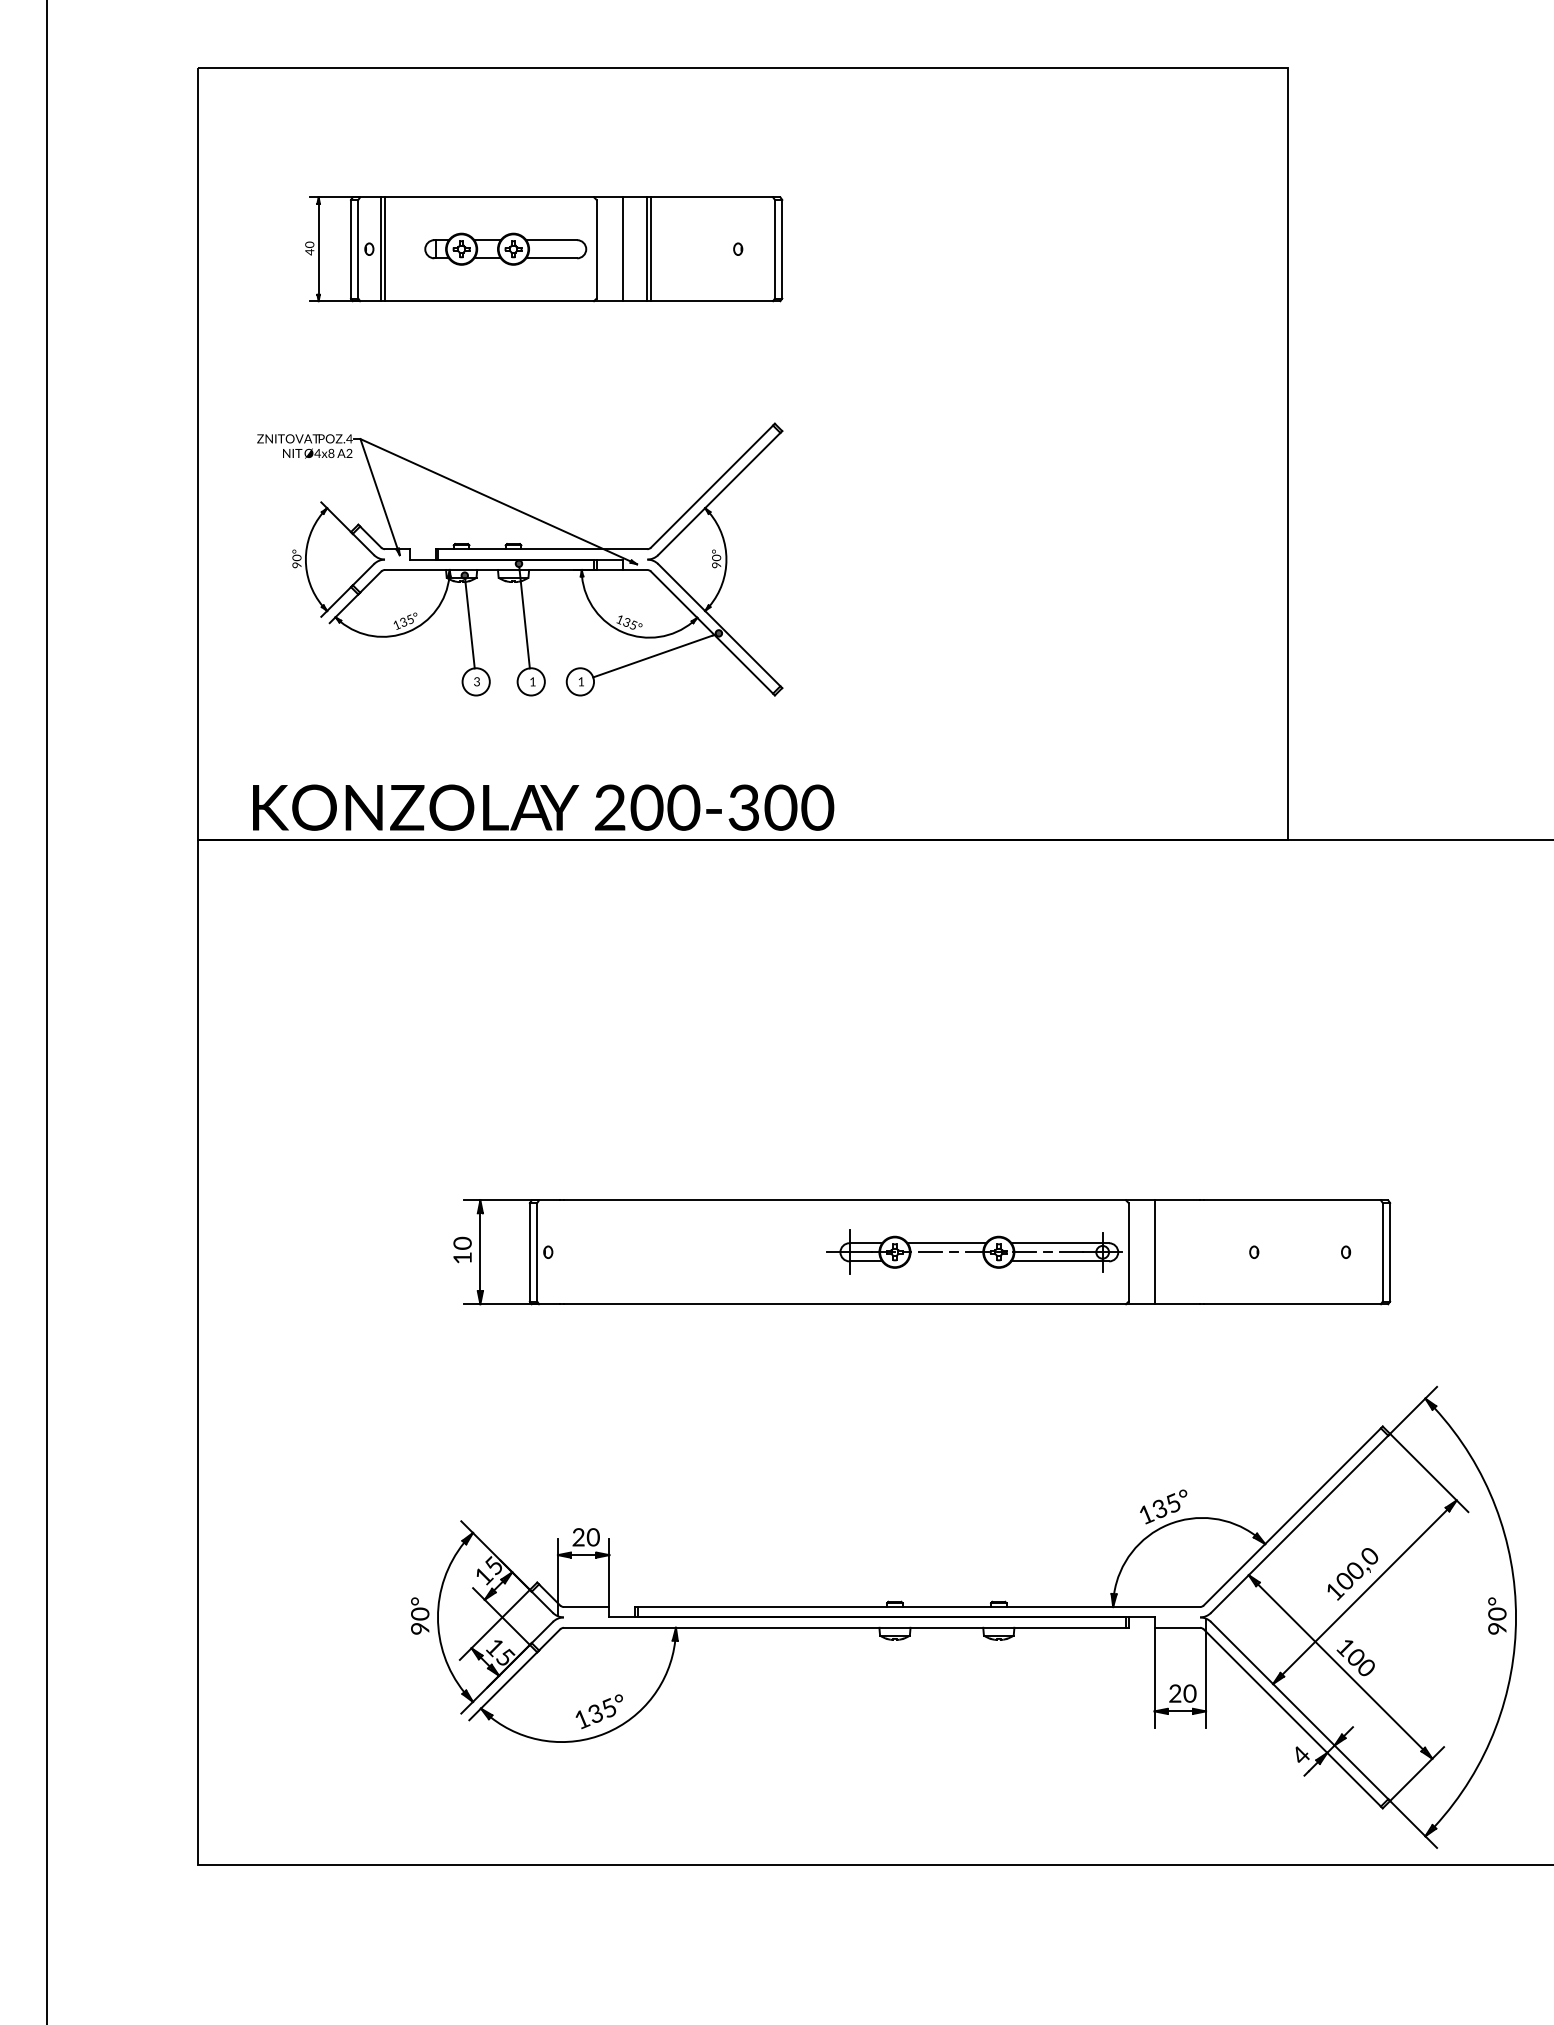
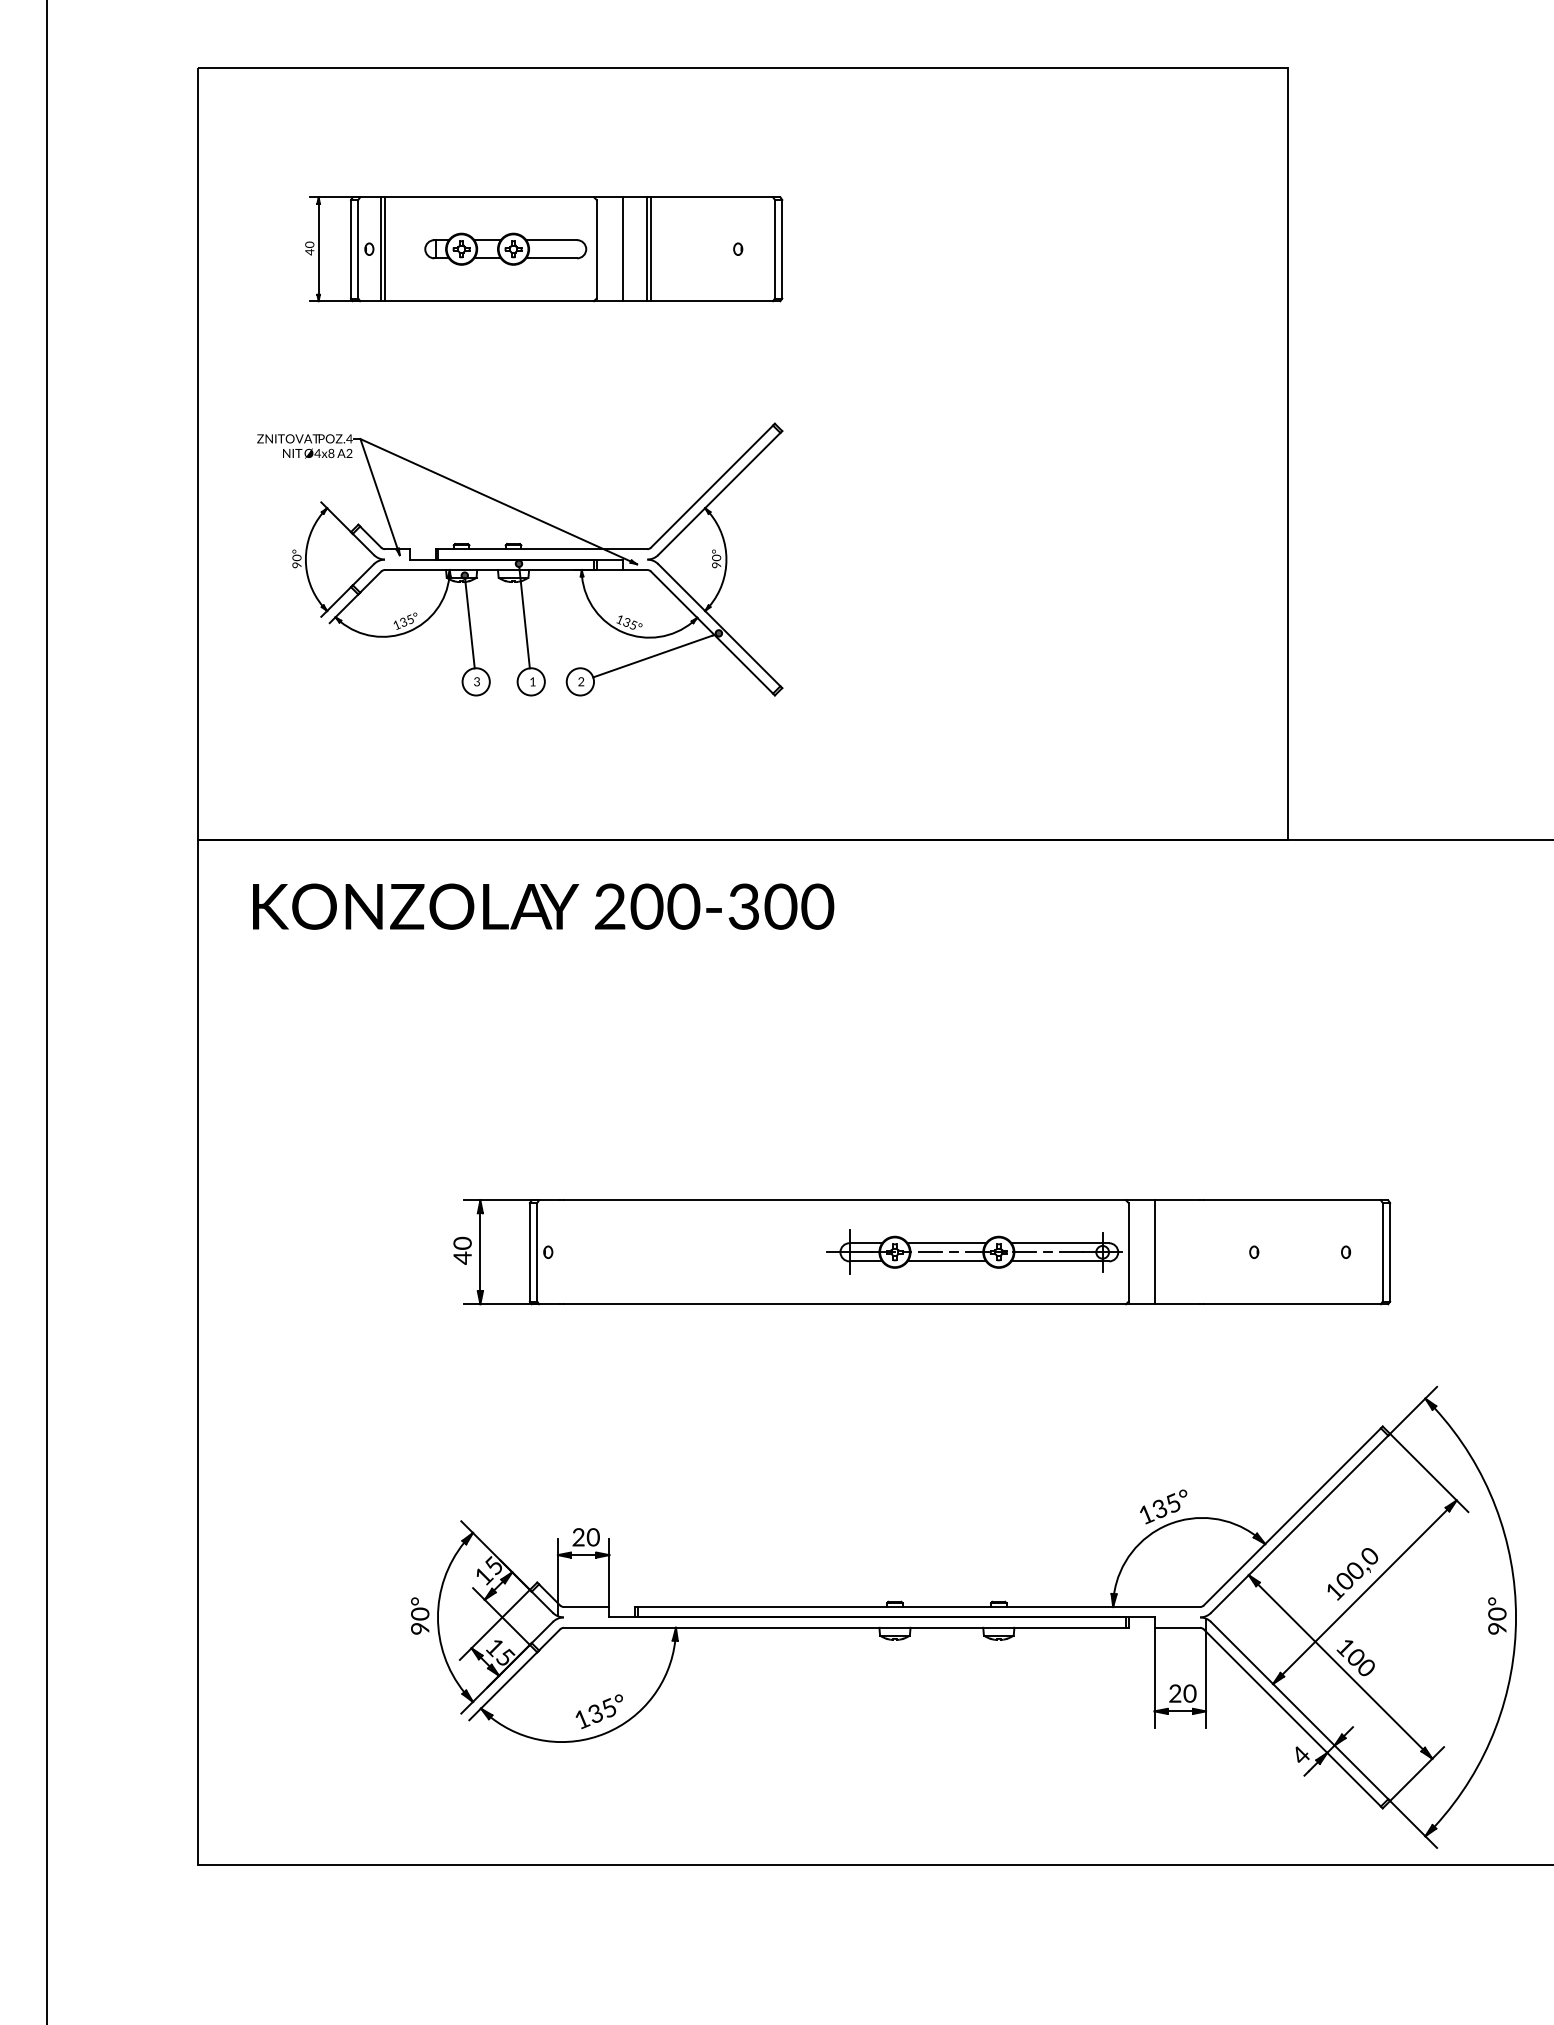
text: 1 -> 2 (581, 681)
text position: (543, 807) -> (543, 906) (543, 906)
text: 10 -> 40 (462, 1258)
line: none -> present (946, 1261)
